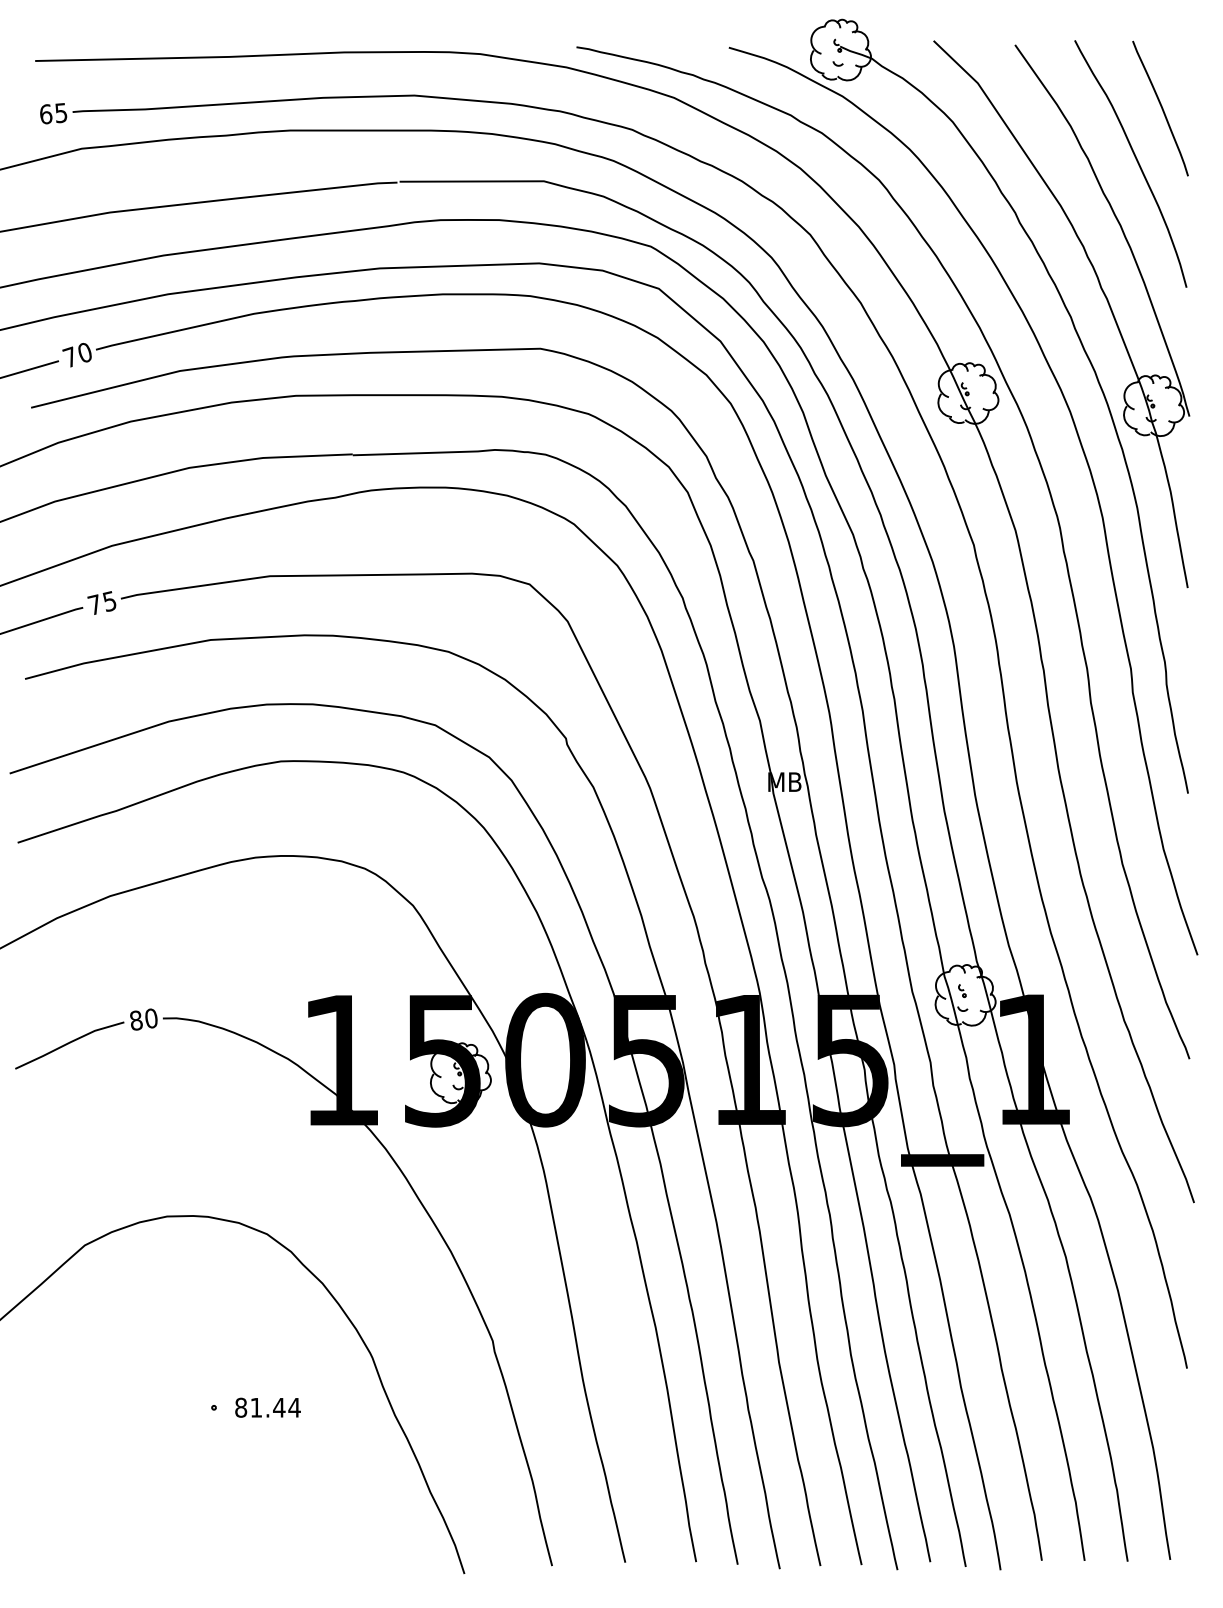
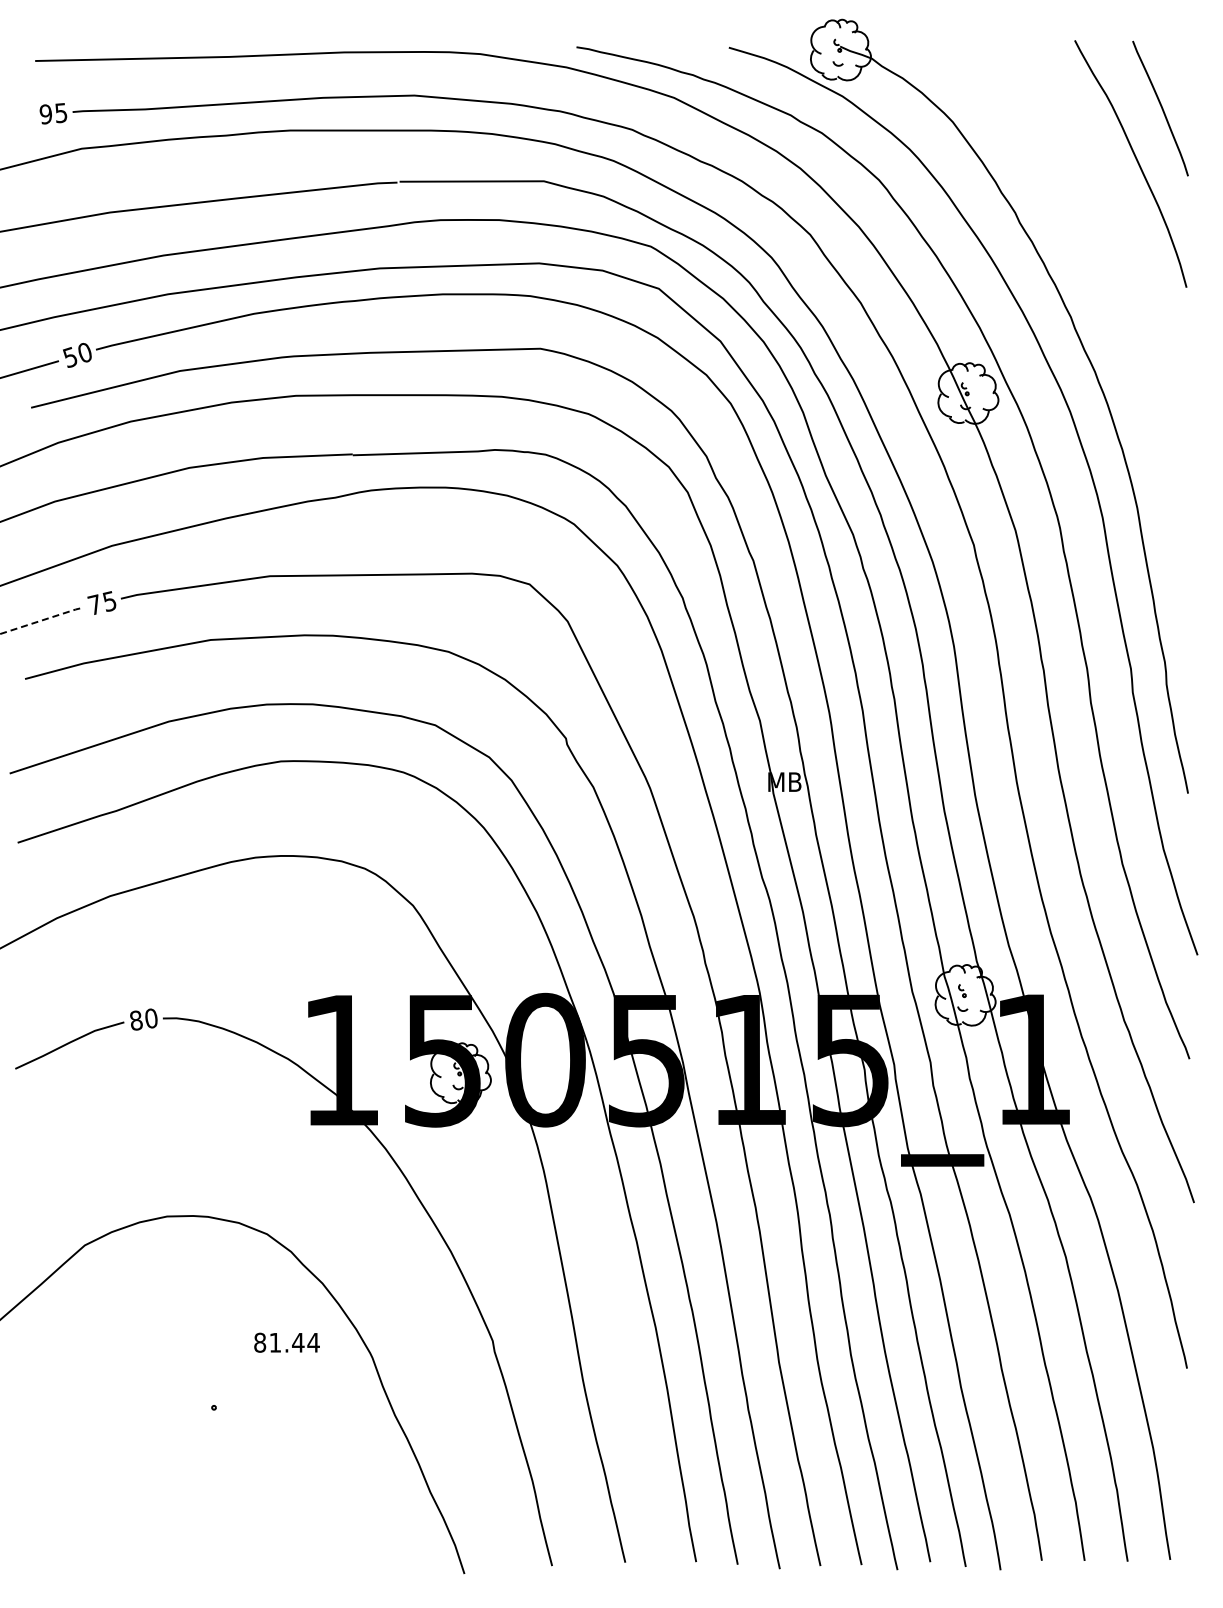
text: 65 -> 95 (45, 114)
part: present -> none (1103, 294)
text: 70 -> 50 (69, 356)
line: solid -> dashed (42, 620)
text position: (267, 1407) -> (286, 1342) (286, 1342)
